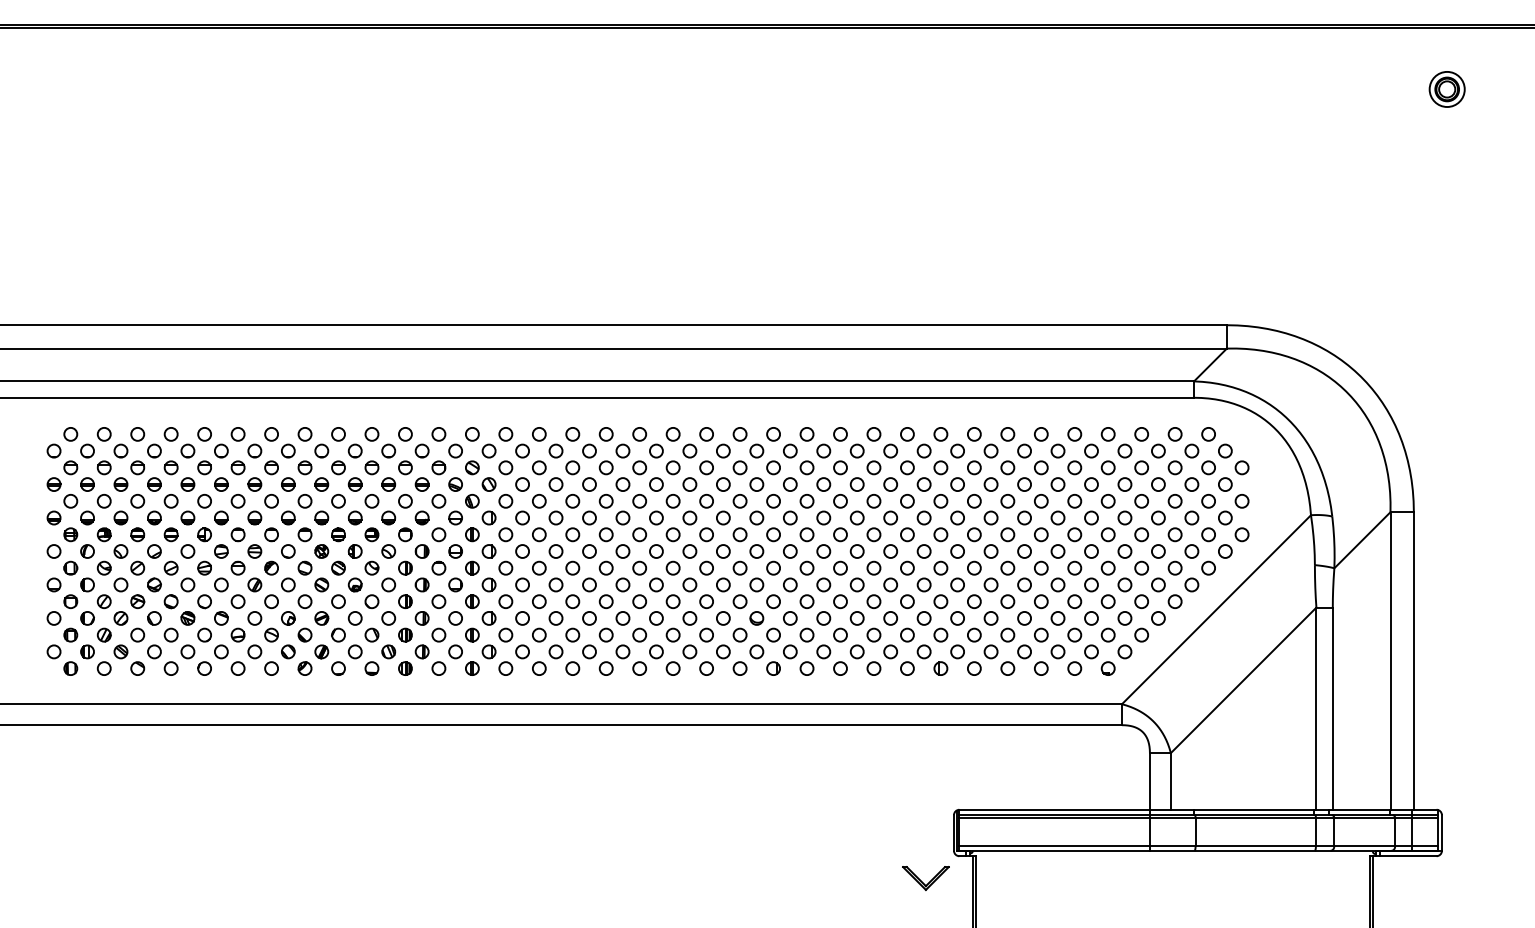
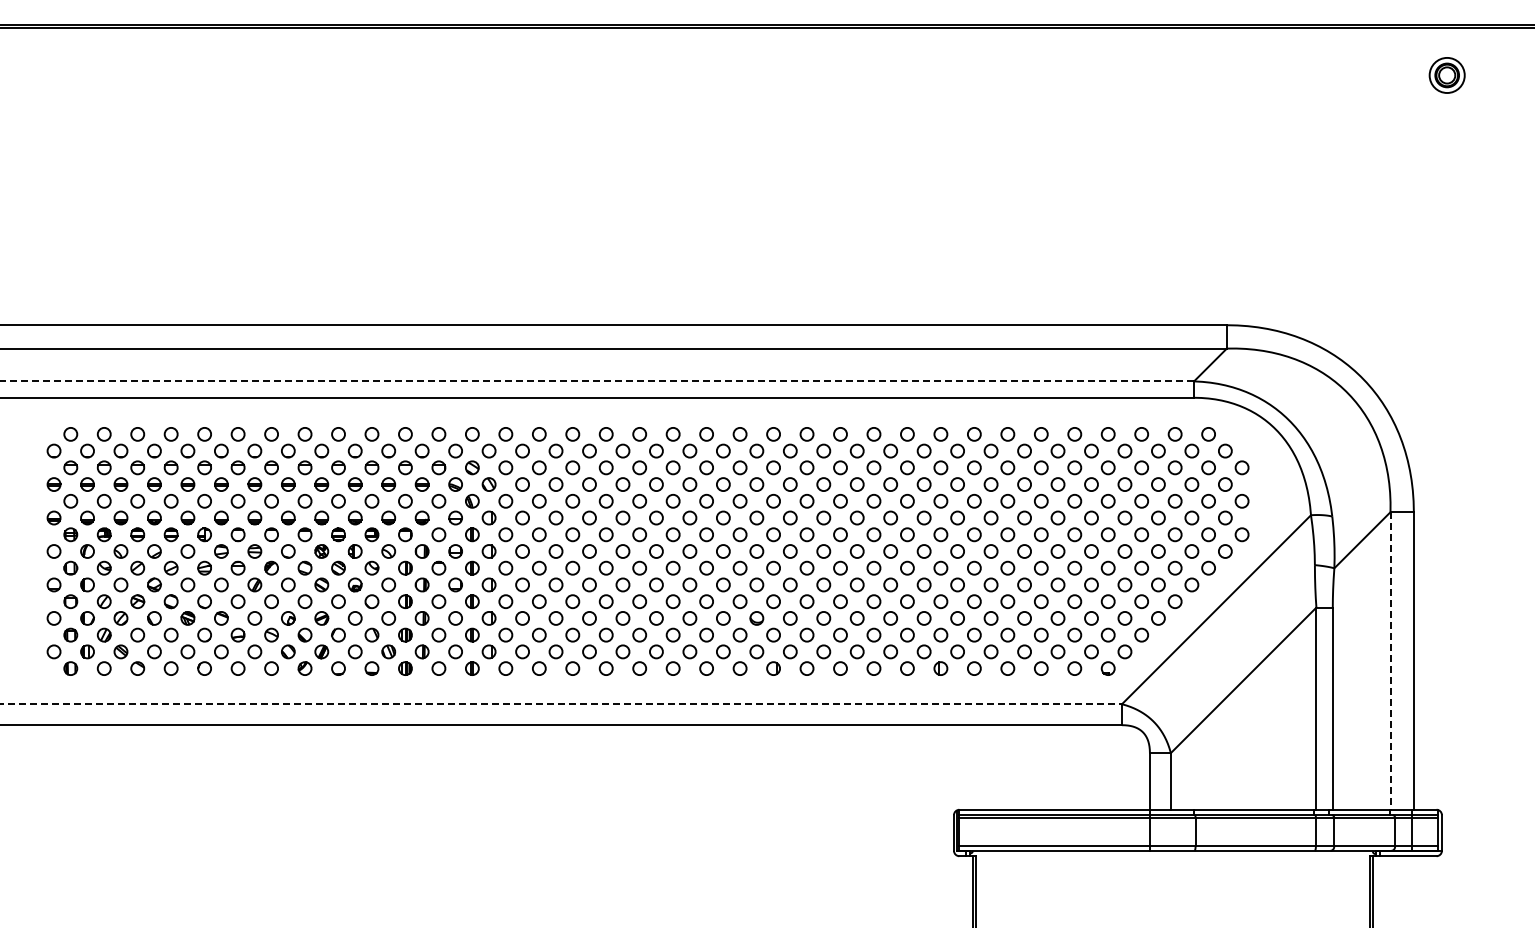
part position: (1446, 89) -> (1446, 75) (1446, 75)
line: solid -> dashed (597, 381)
line: solid -> dashed (1390, 660)
line: solid -> dashed (561, 704)
part: present -> none (925, 878)
